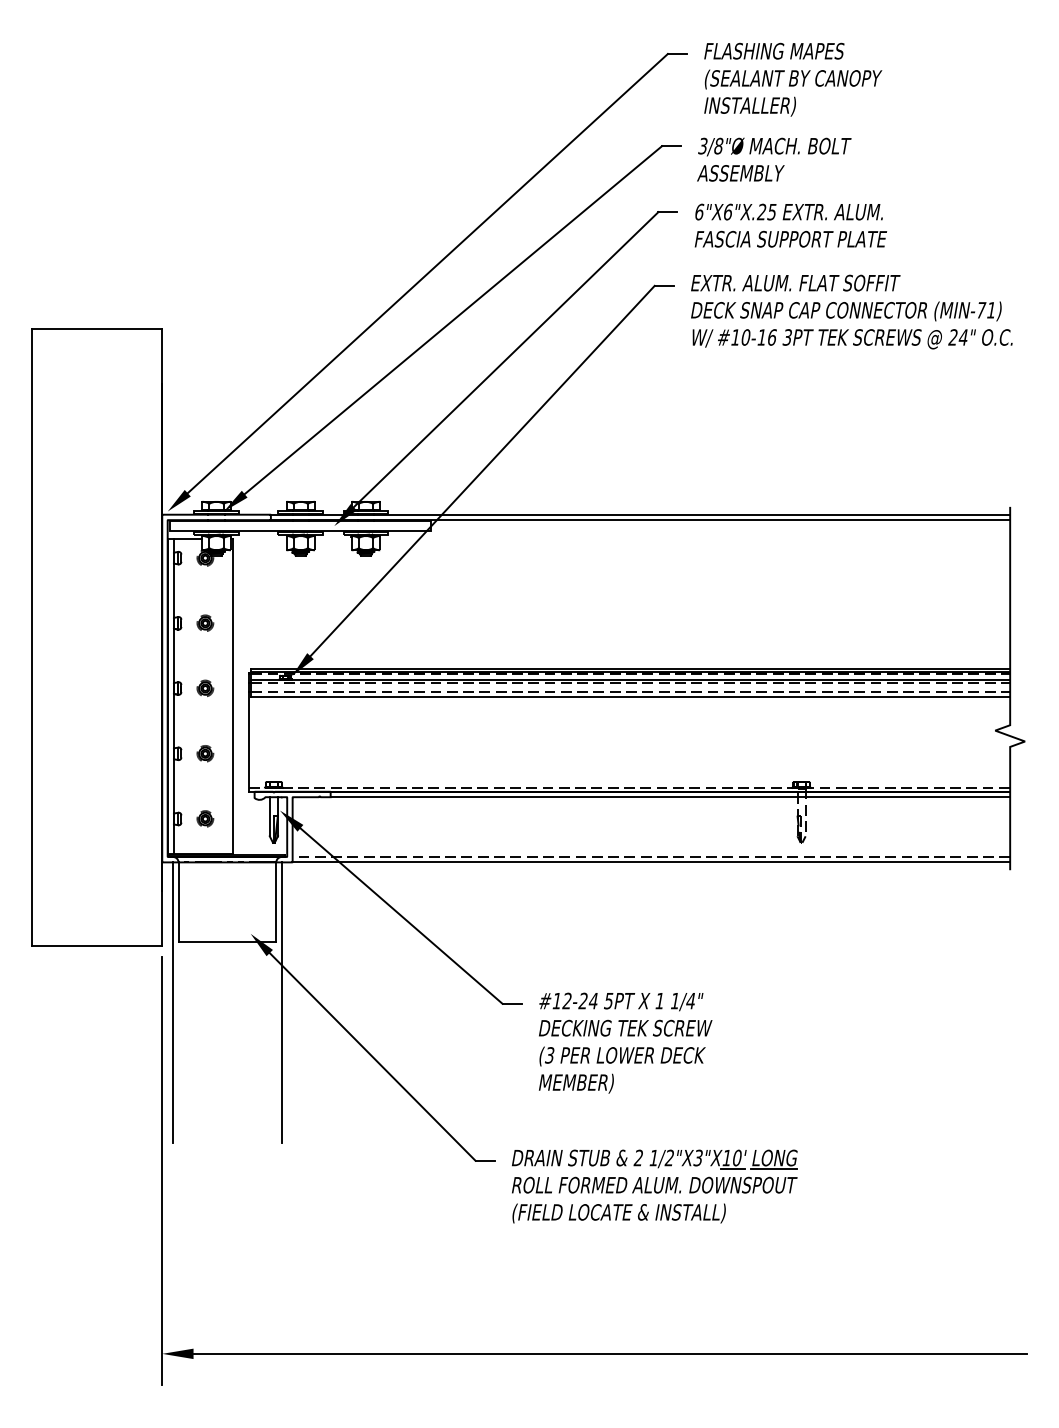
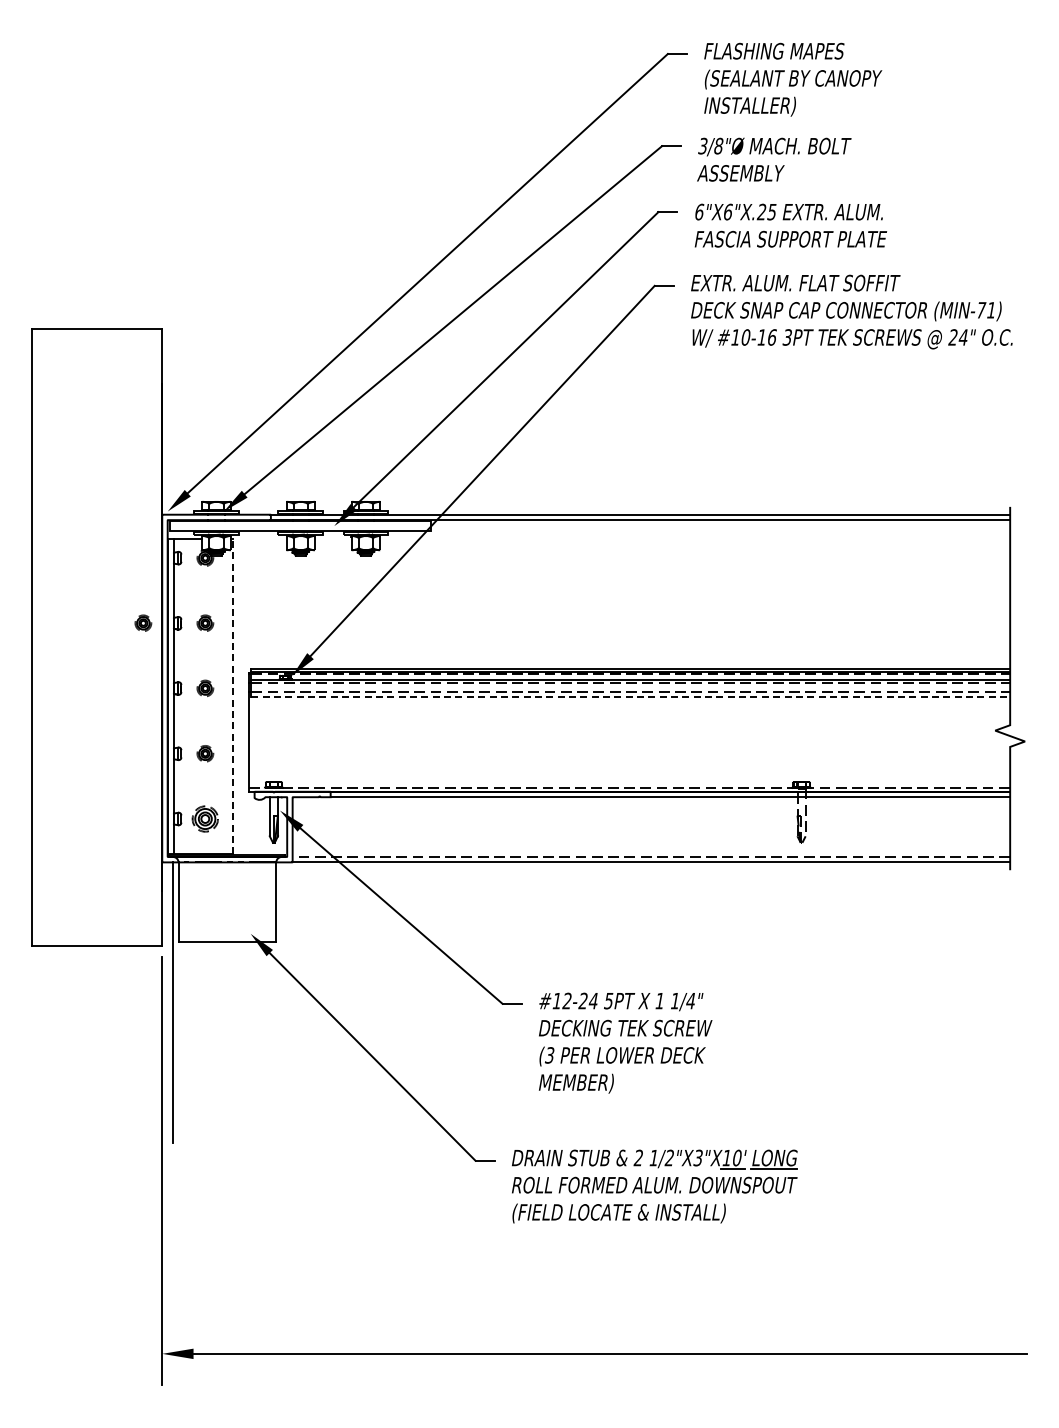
part: none -> present (143, 622)
line: solid -> dashed (233, 696)
line: solid -> dashed (631, 697)
part size: 19x18 px -> 28x28 px (204, 818)
line: present -> none (281, 1002)
